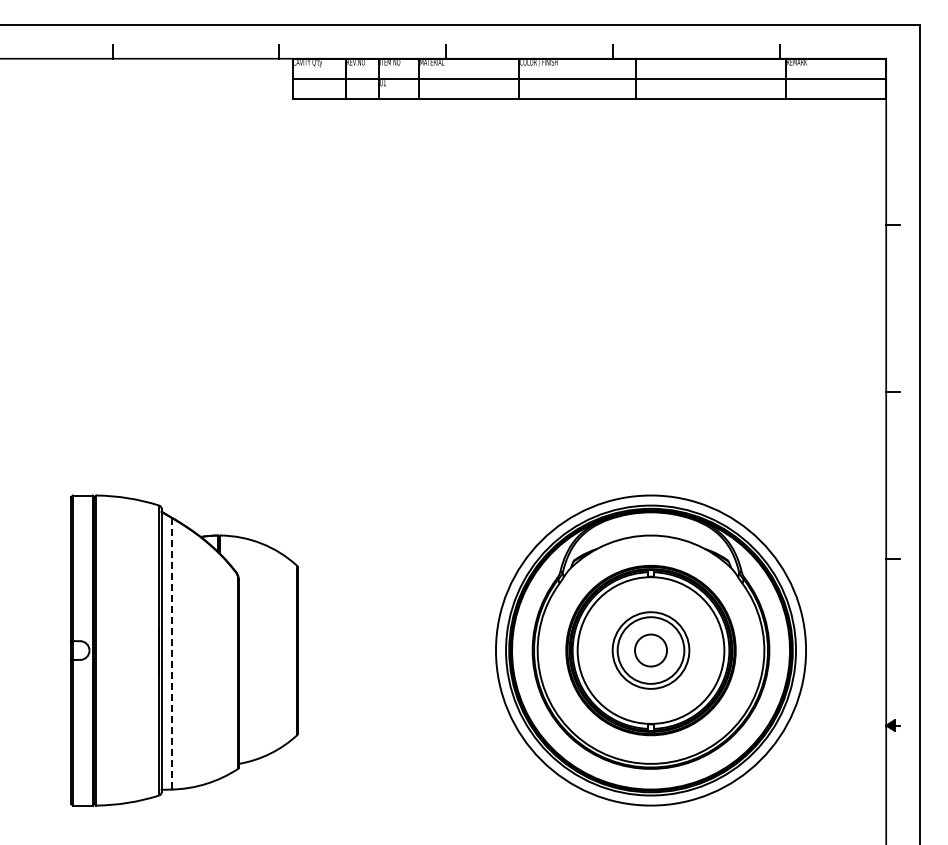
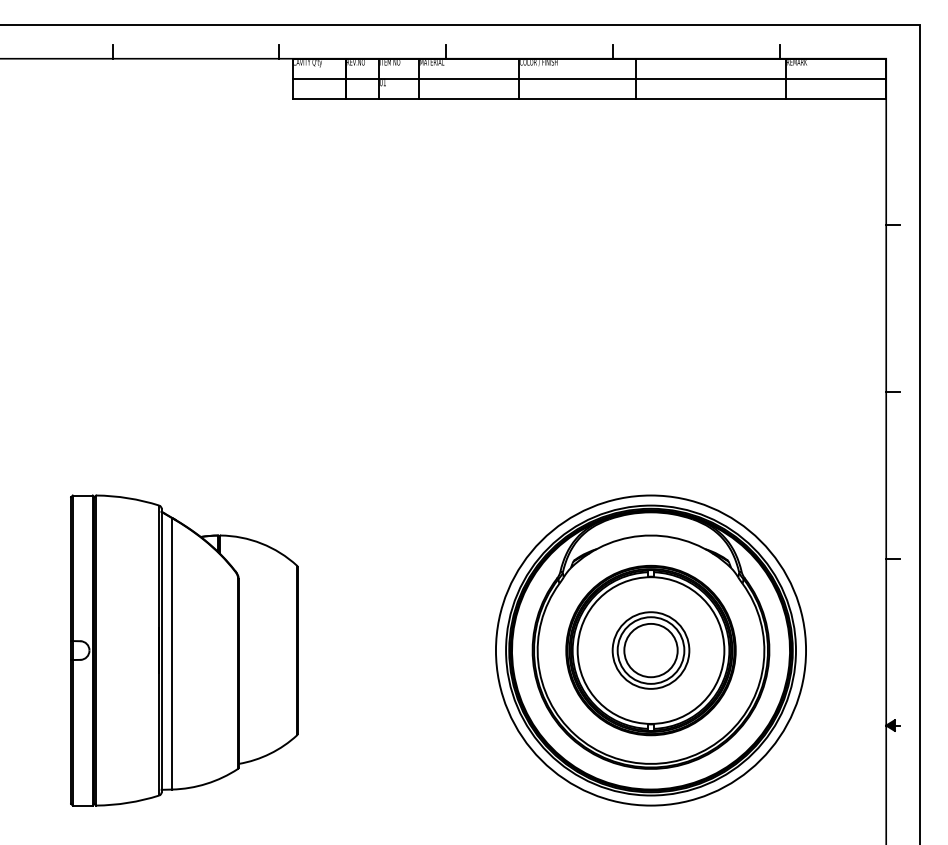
circle diameter: 32 px -> 53 px (650, 650)
line: dashed -> solid (172, 653)
